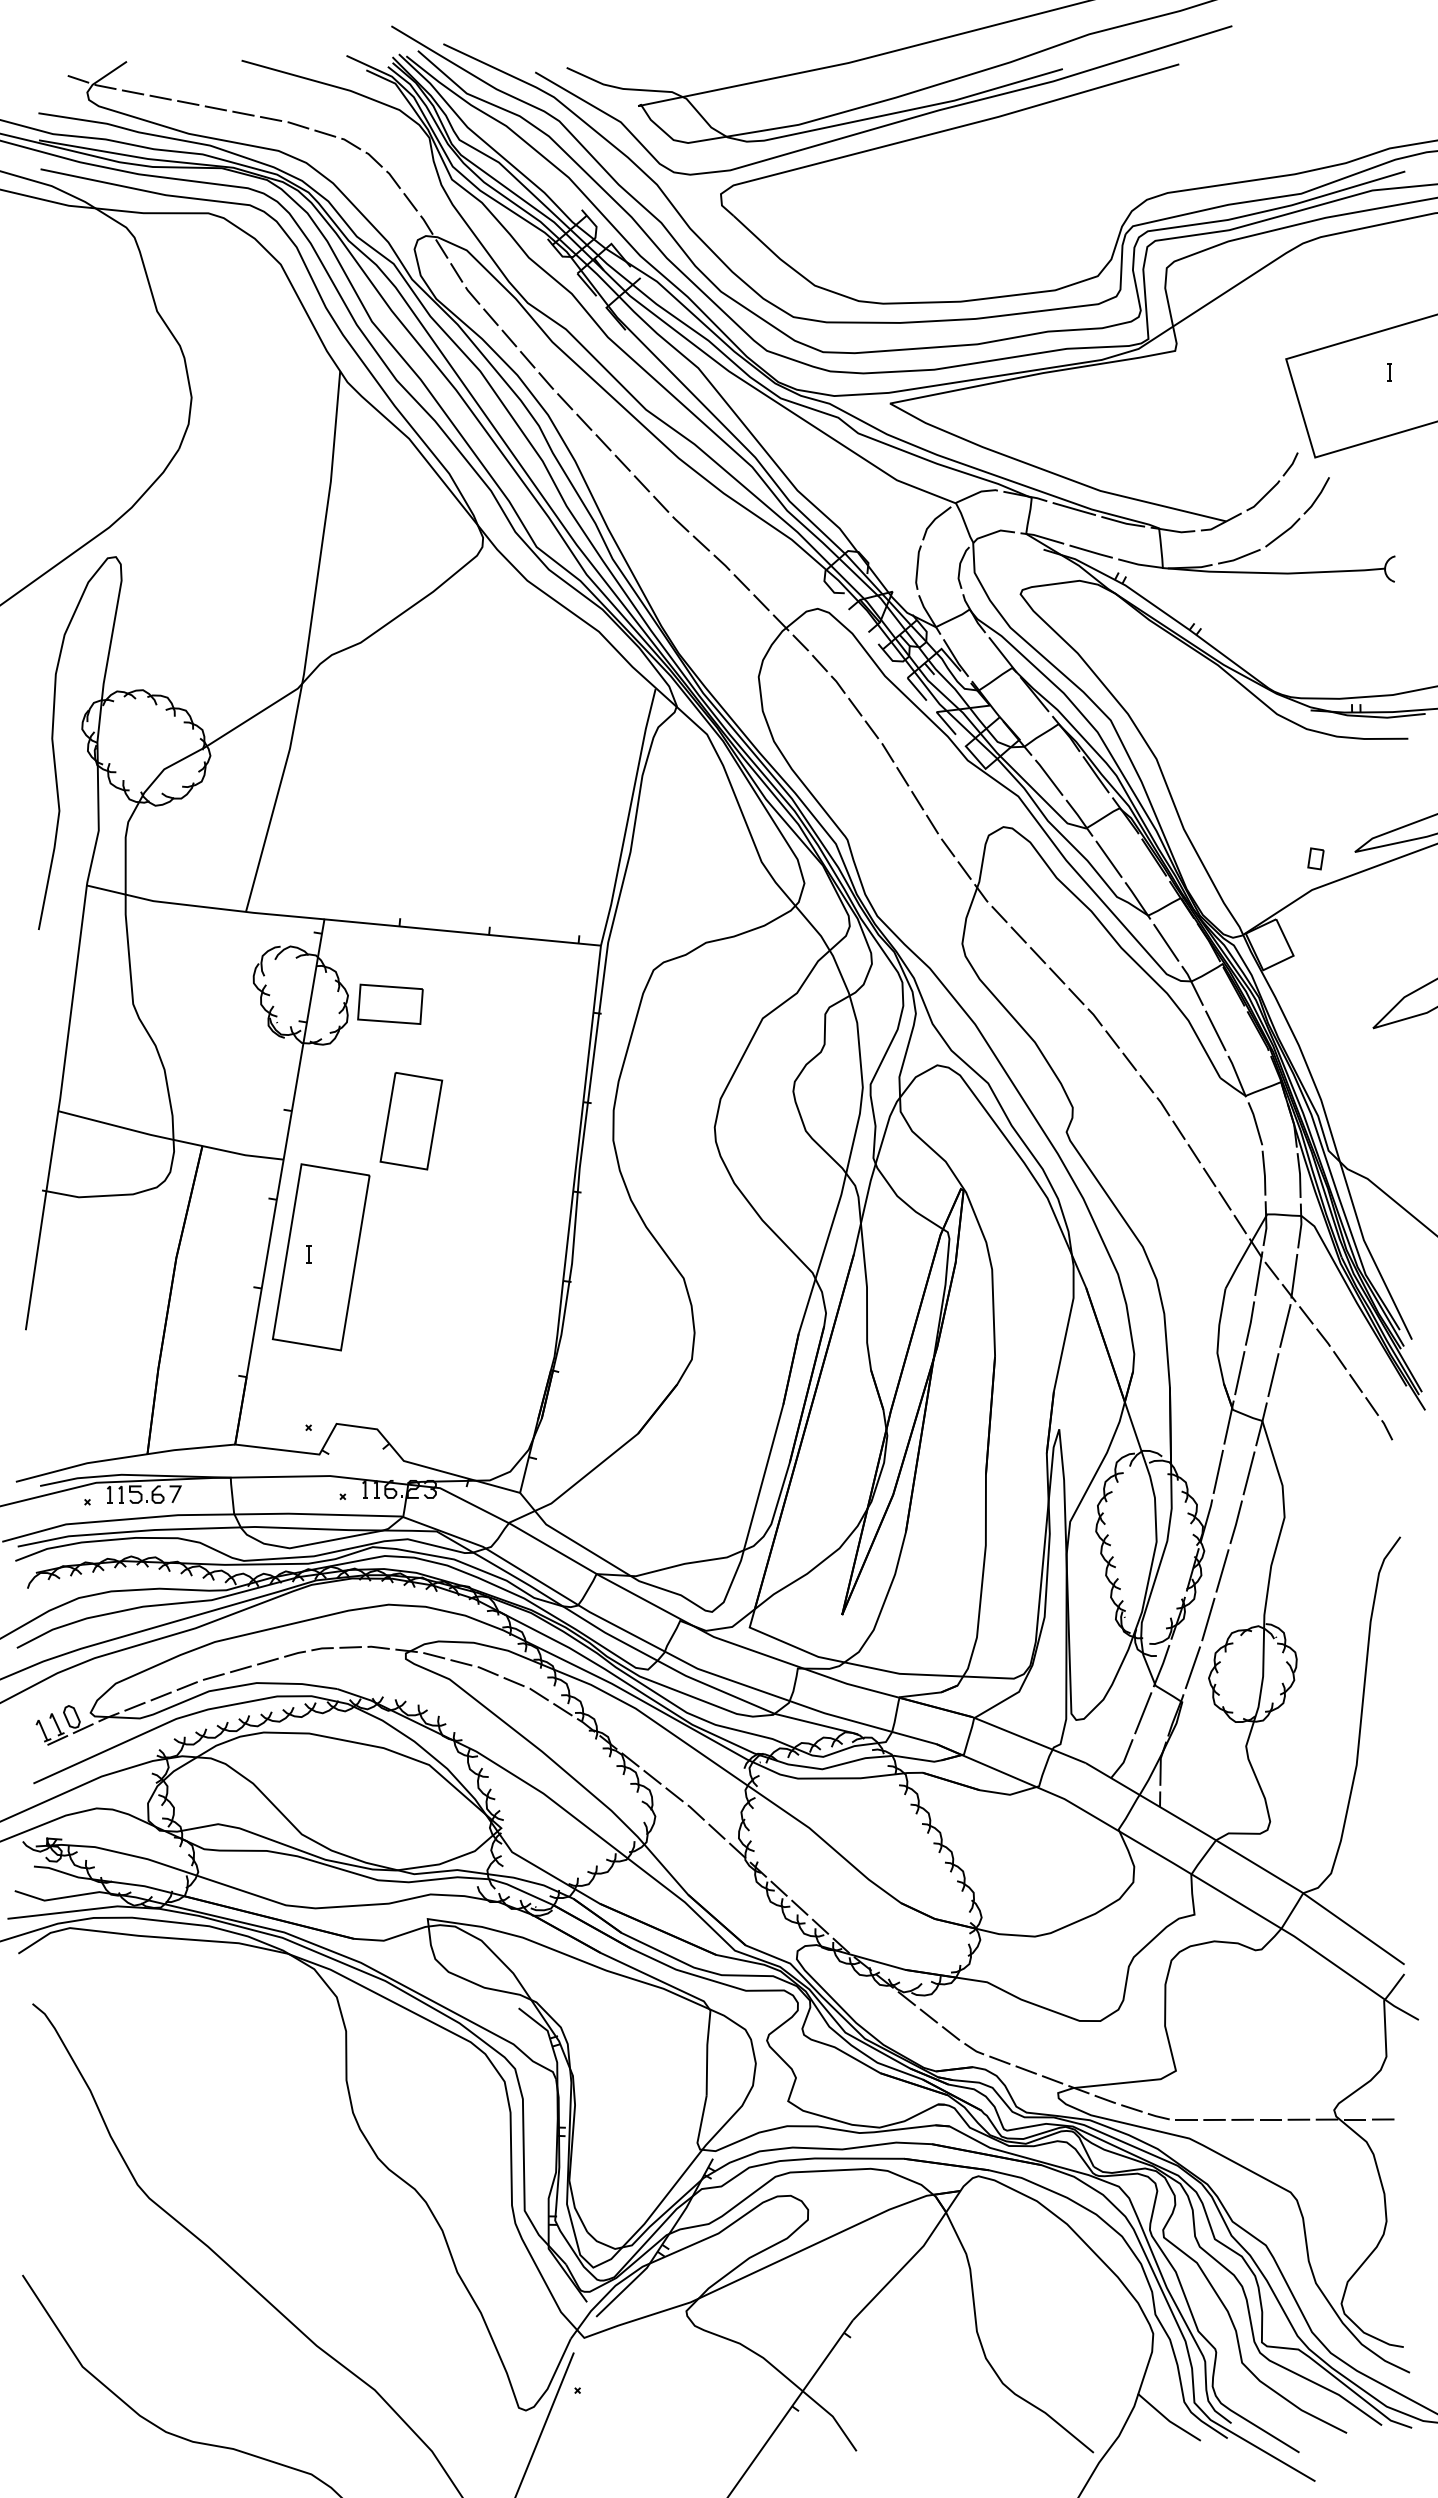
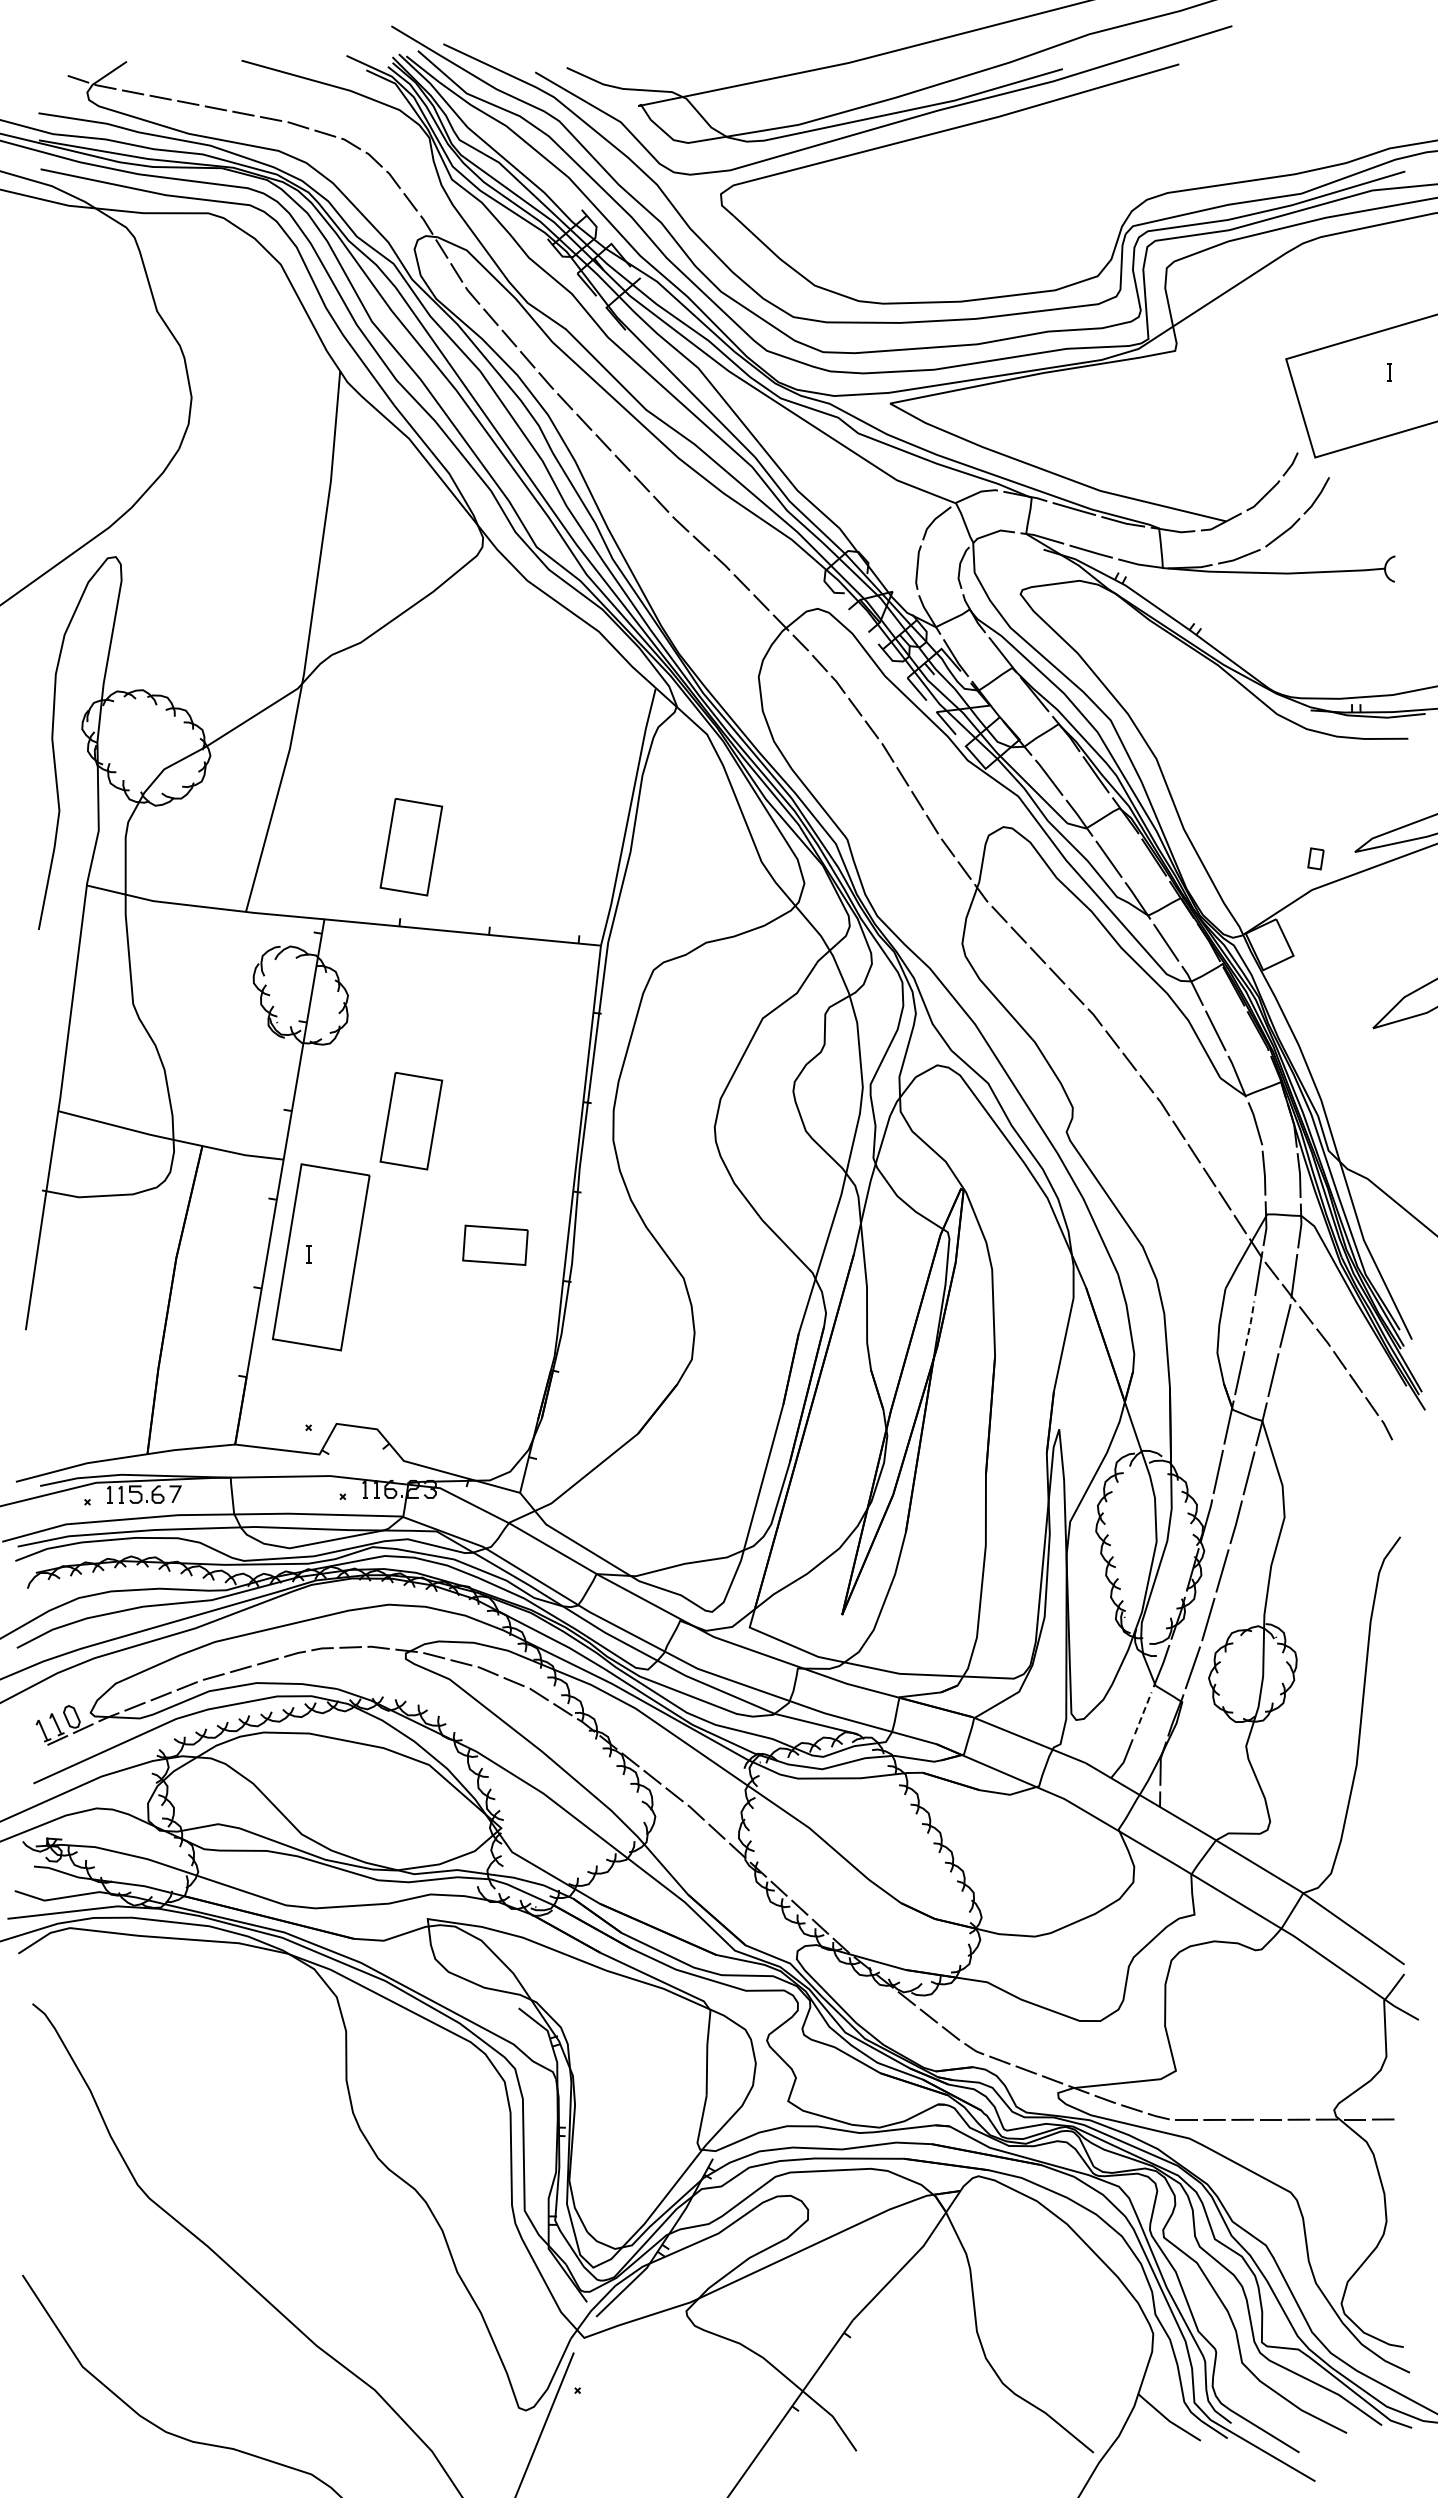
part: none -> present (411, 847)
part position: (390, 1003) -> (495, 1244) (495, 1244)
line: solid -> dashed (1250, 1322)
line: solid -> dashed (1143, 1712)
